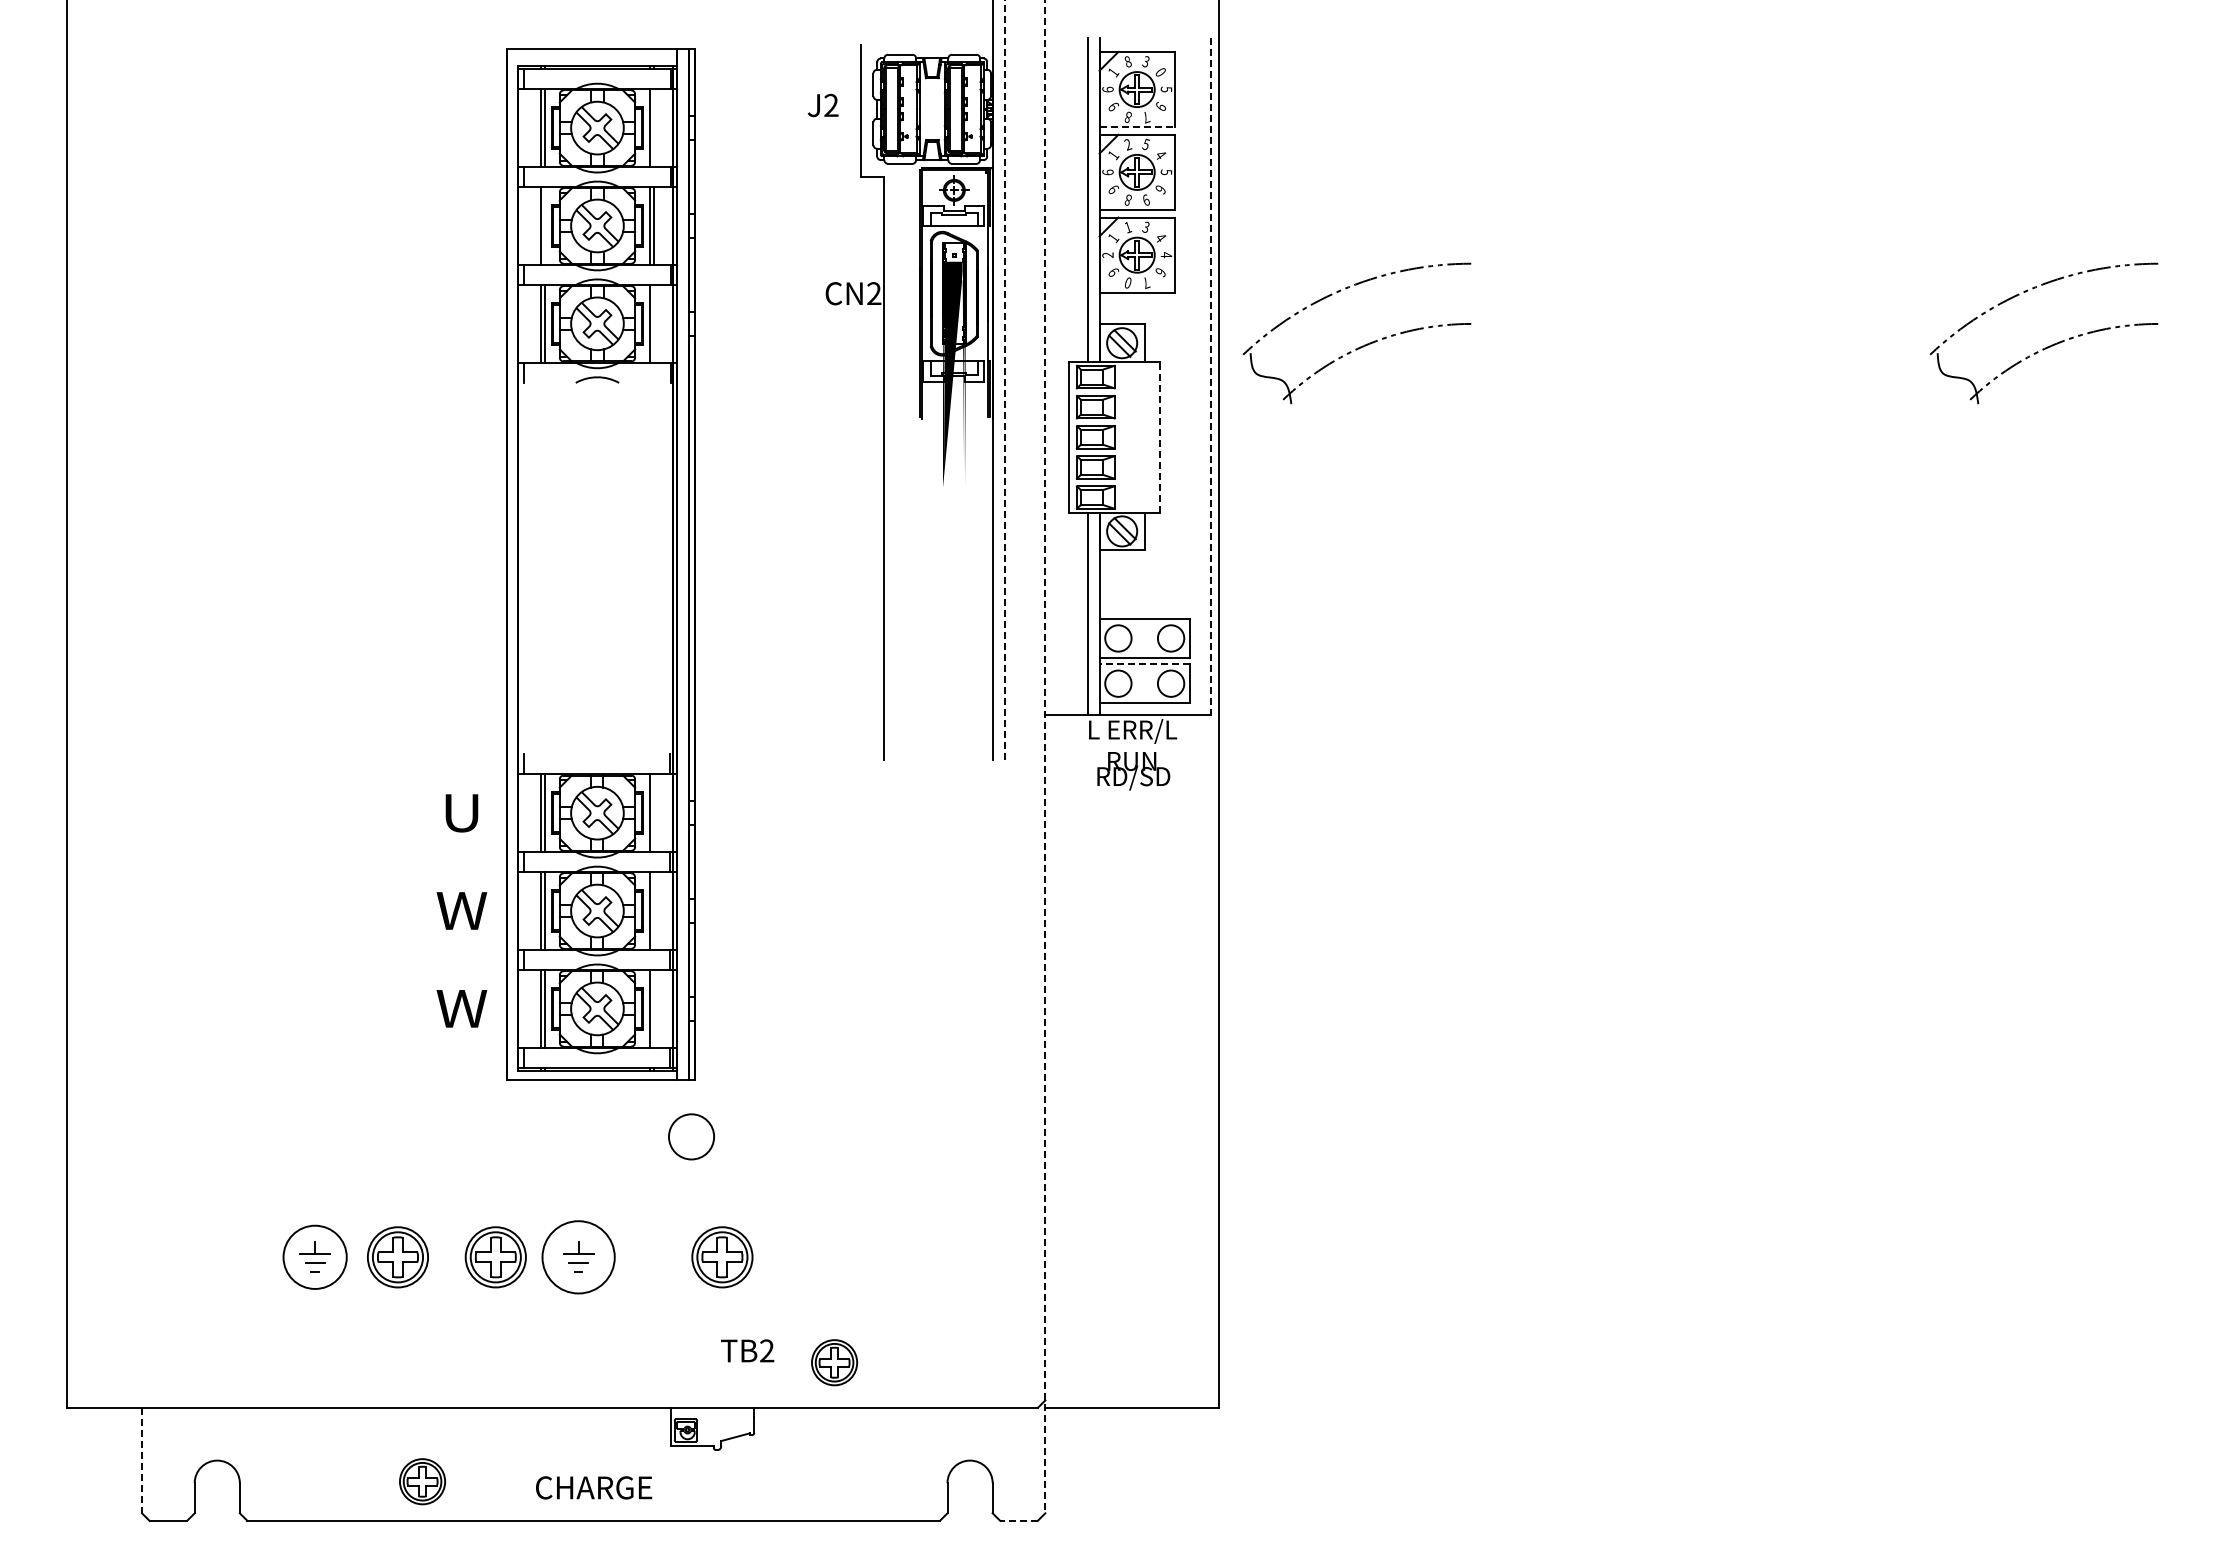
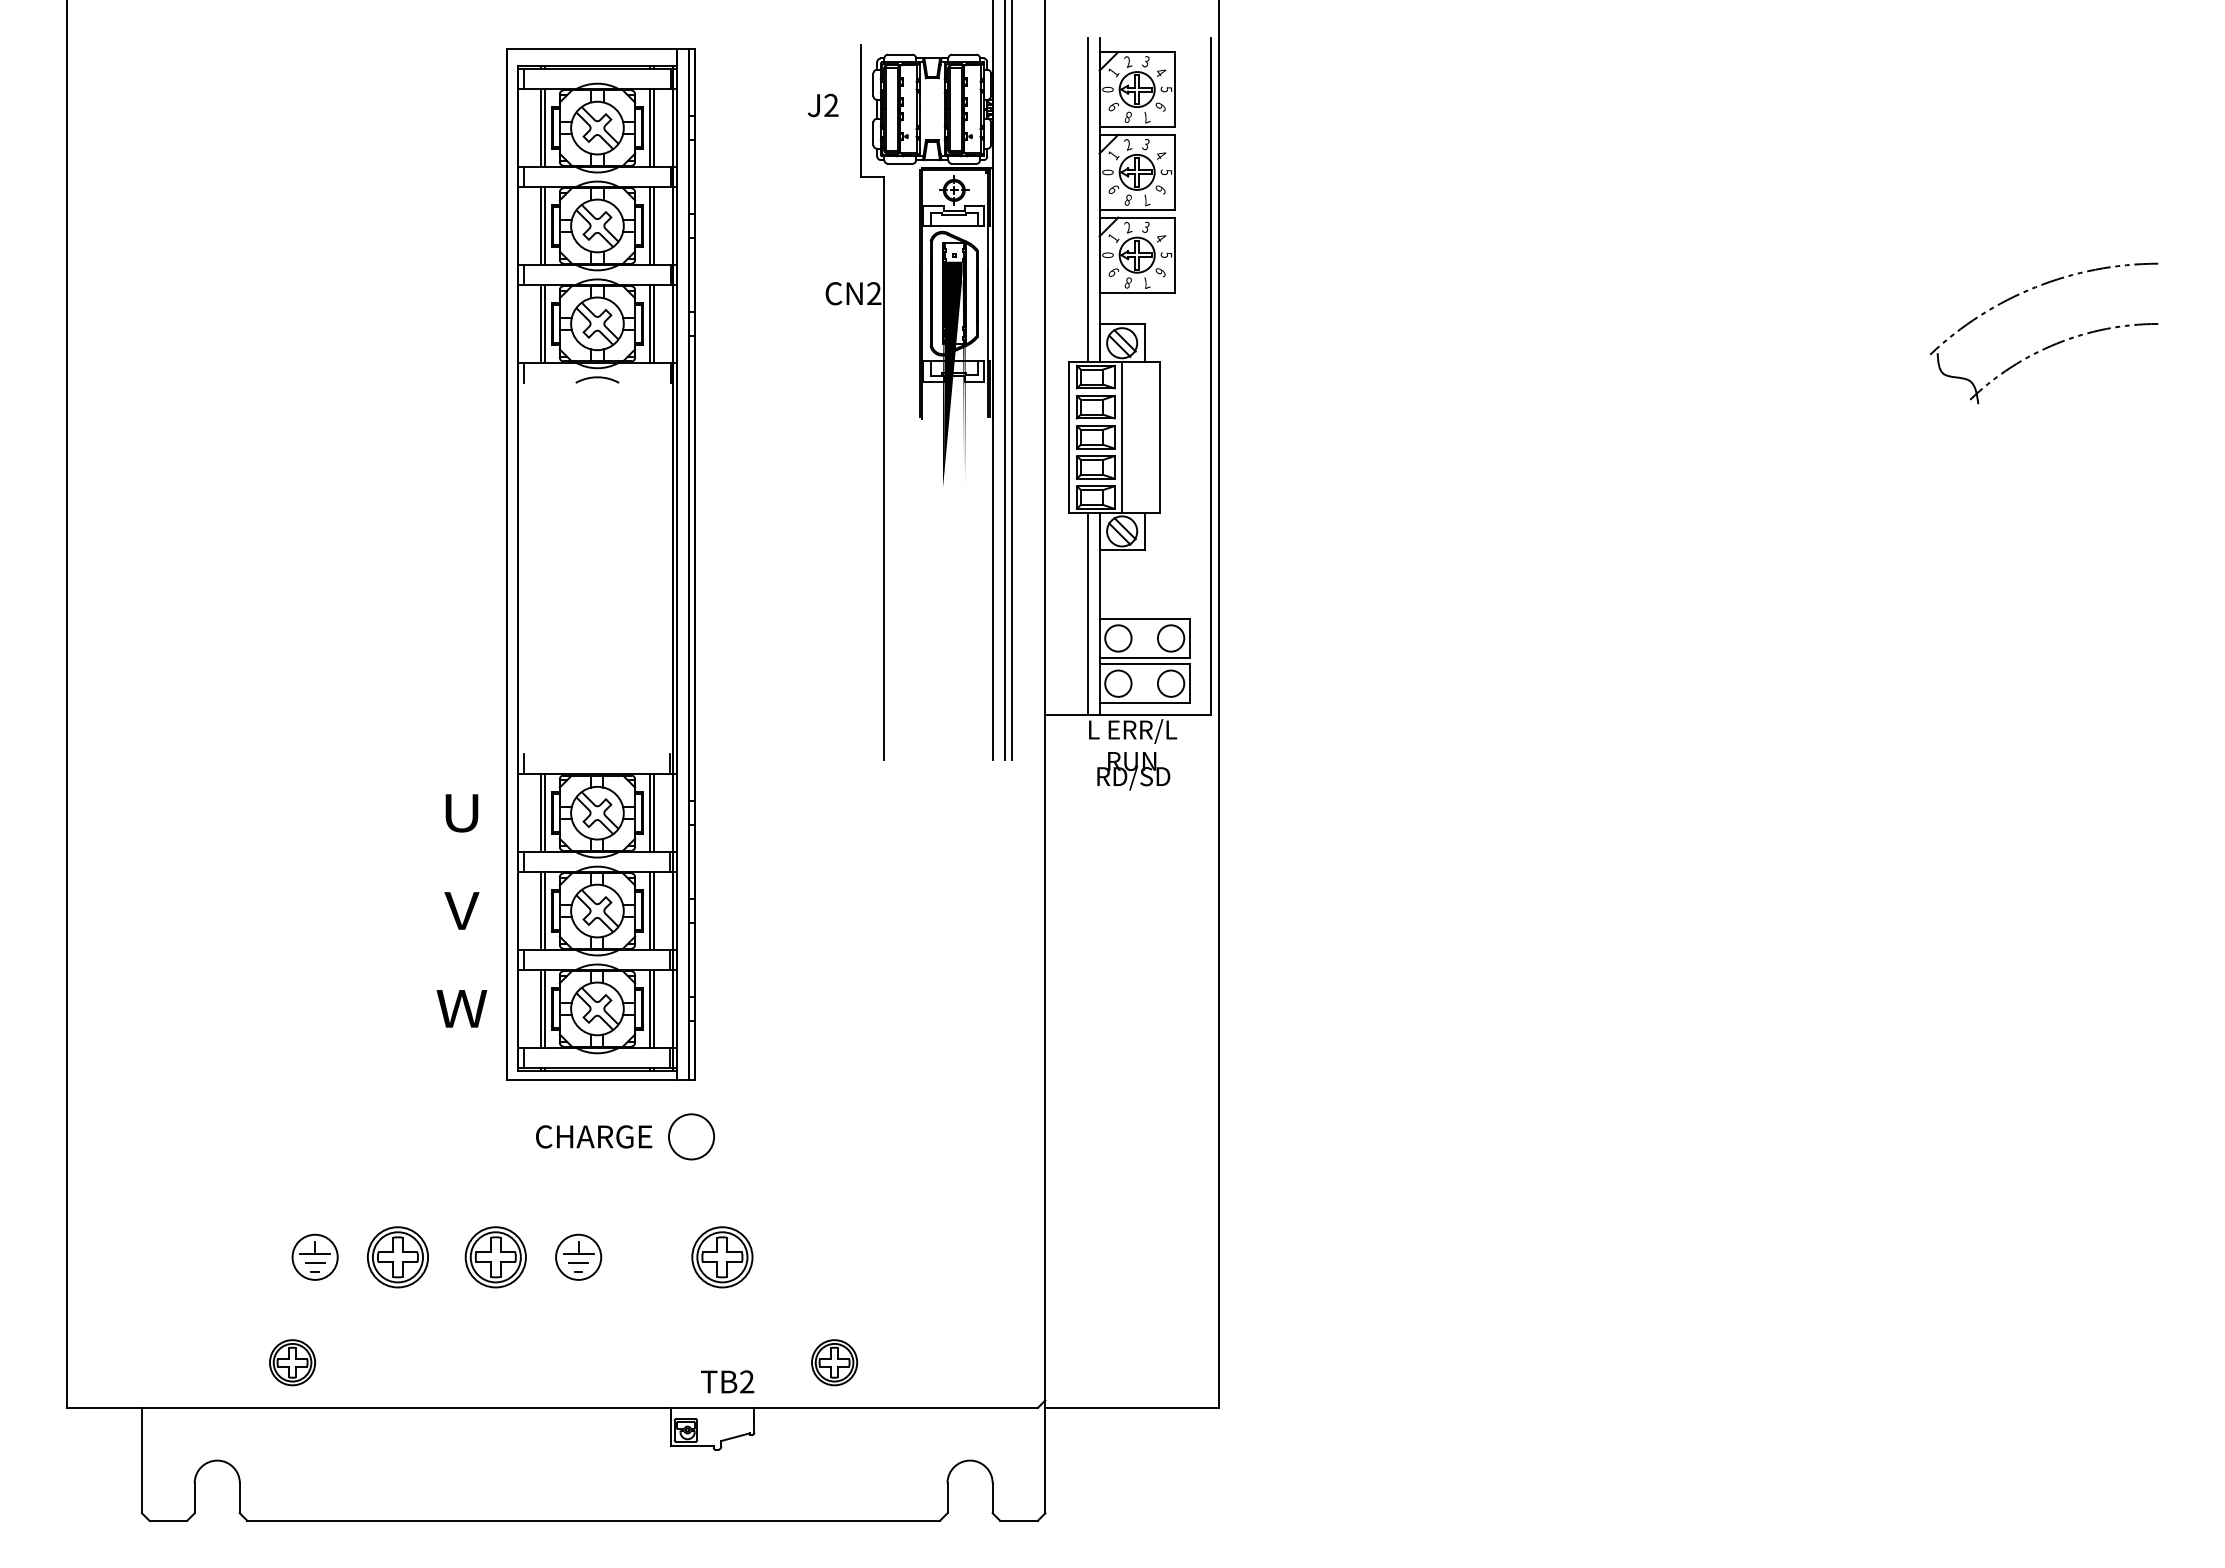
text: 8 -> 2 (1128, 61)
text: 0 -> 4 (1160, 72)
text: 6 -> 0 (1107, 89)
text: 9 -> 6 (1160, 106)
line: none -> present (653, 127)
line: dashed -> solid (1137, 127)
text: 5 -> 3 (1146, 143)
text: 6 -> 0 (1107, 172)
text: 9 -> 7 (1146, 200)
line: none -> present (544, 225)
text: 1 -> 2 (1128, 227)
text: 2 -> 0 (1107, 255)
text: 4 -> 5 (1166, 255)
text: 0 -> 8 (1127, 282)
line: none -> present (653, 323)
part: present -> none (1362, 345)
line: dashed -> solid (1210, 376)
line: dashed -> solid (1004, 380)
line: none -> present (1011, 381)
line: dashed -> solid (1159, 436)
line: none -> present (1122, 437)
line: dashed -> solid (1144, 664)
line: dashed -> solid (1045, 757)
line: none -> present (653, 812)
text: W -> V (461, 910)
line: none -> present (653, 910)
line: none -> present (653, 1008)
circle diameter: 63 px -> 45 px (314, 1256)
circle diameter: 72 px -> 45 px (578, 1256)
text position: (747, 1350) -> (727, 1381) (727, 1381)
line: dashed -> solid (142, 1460)
part position: (422, 1481) -> (292, 1362) (292, 1362)
text position: (594, 1487) -> (594, 1136) (594, 1136)
line: dashed -> solid (1019, 1520)
